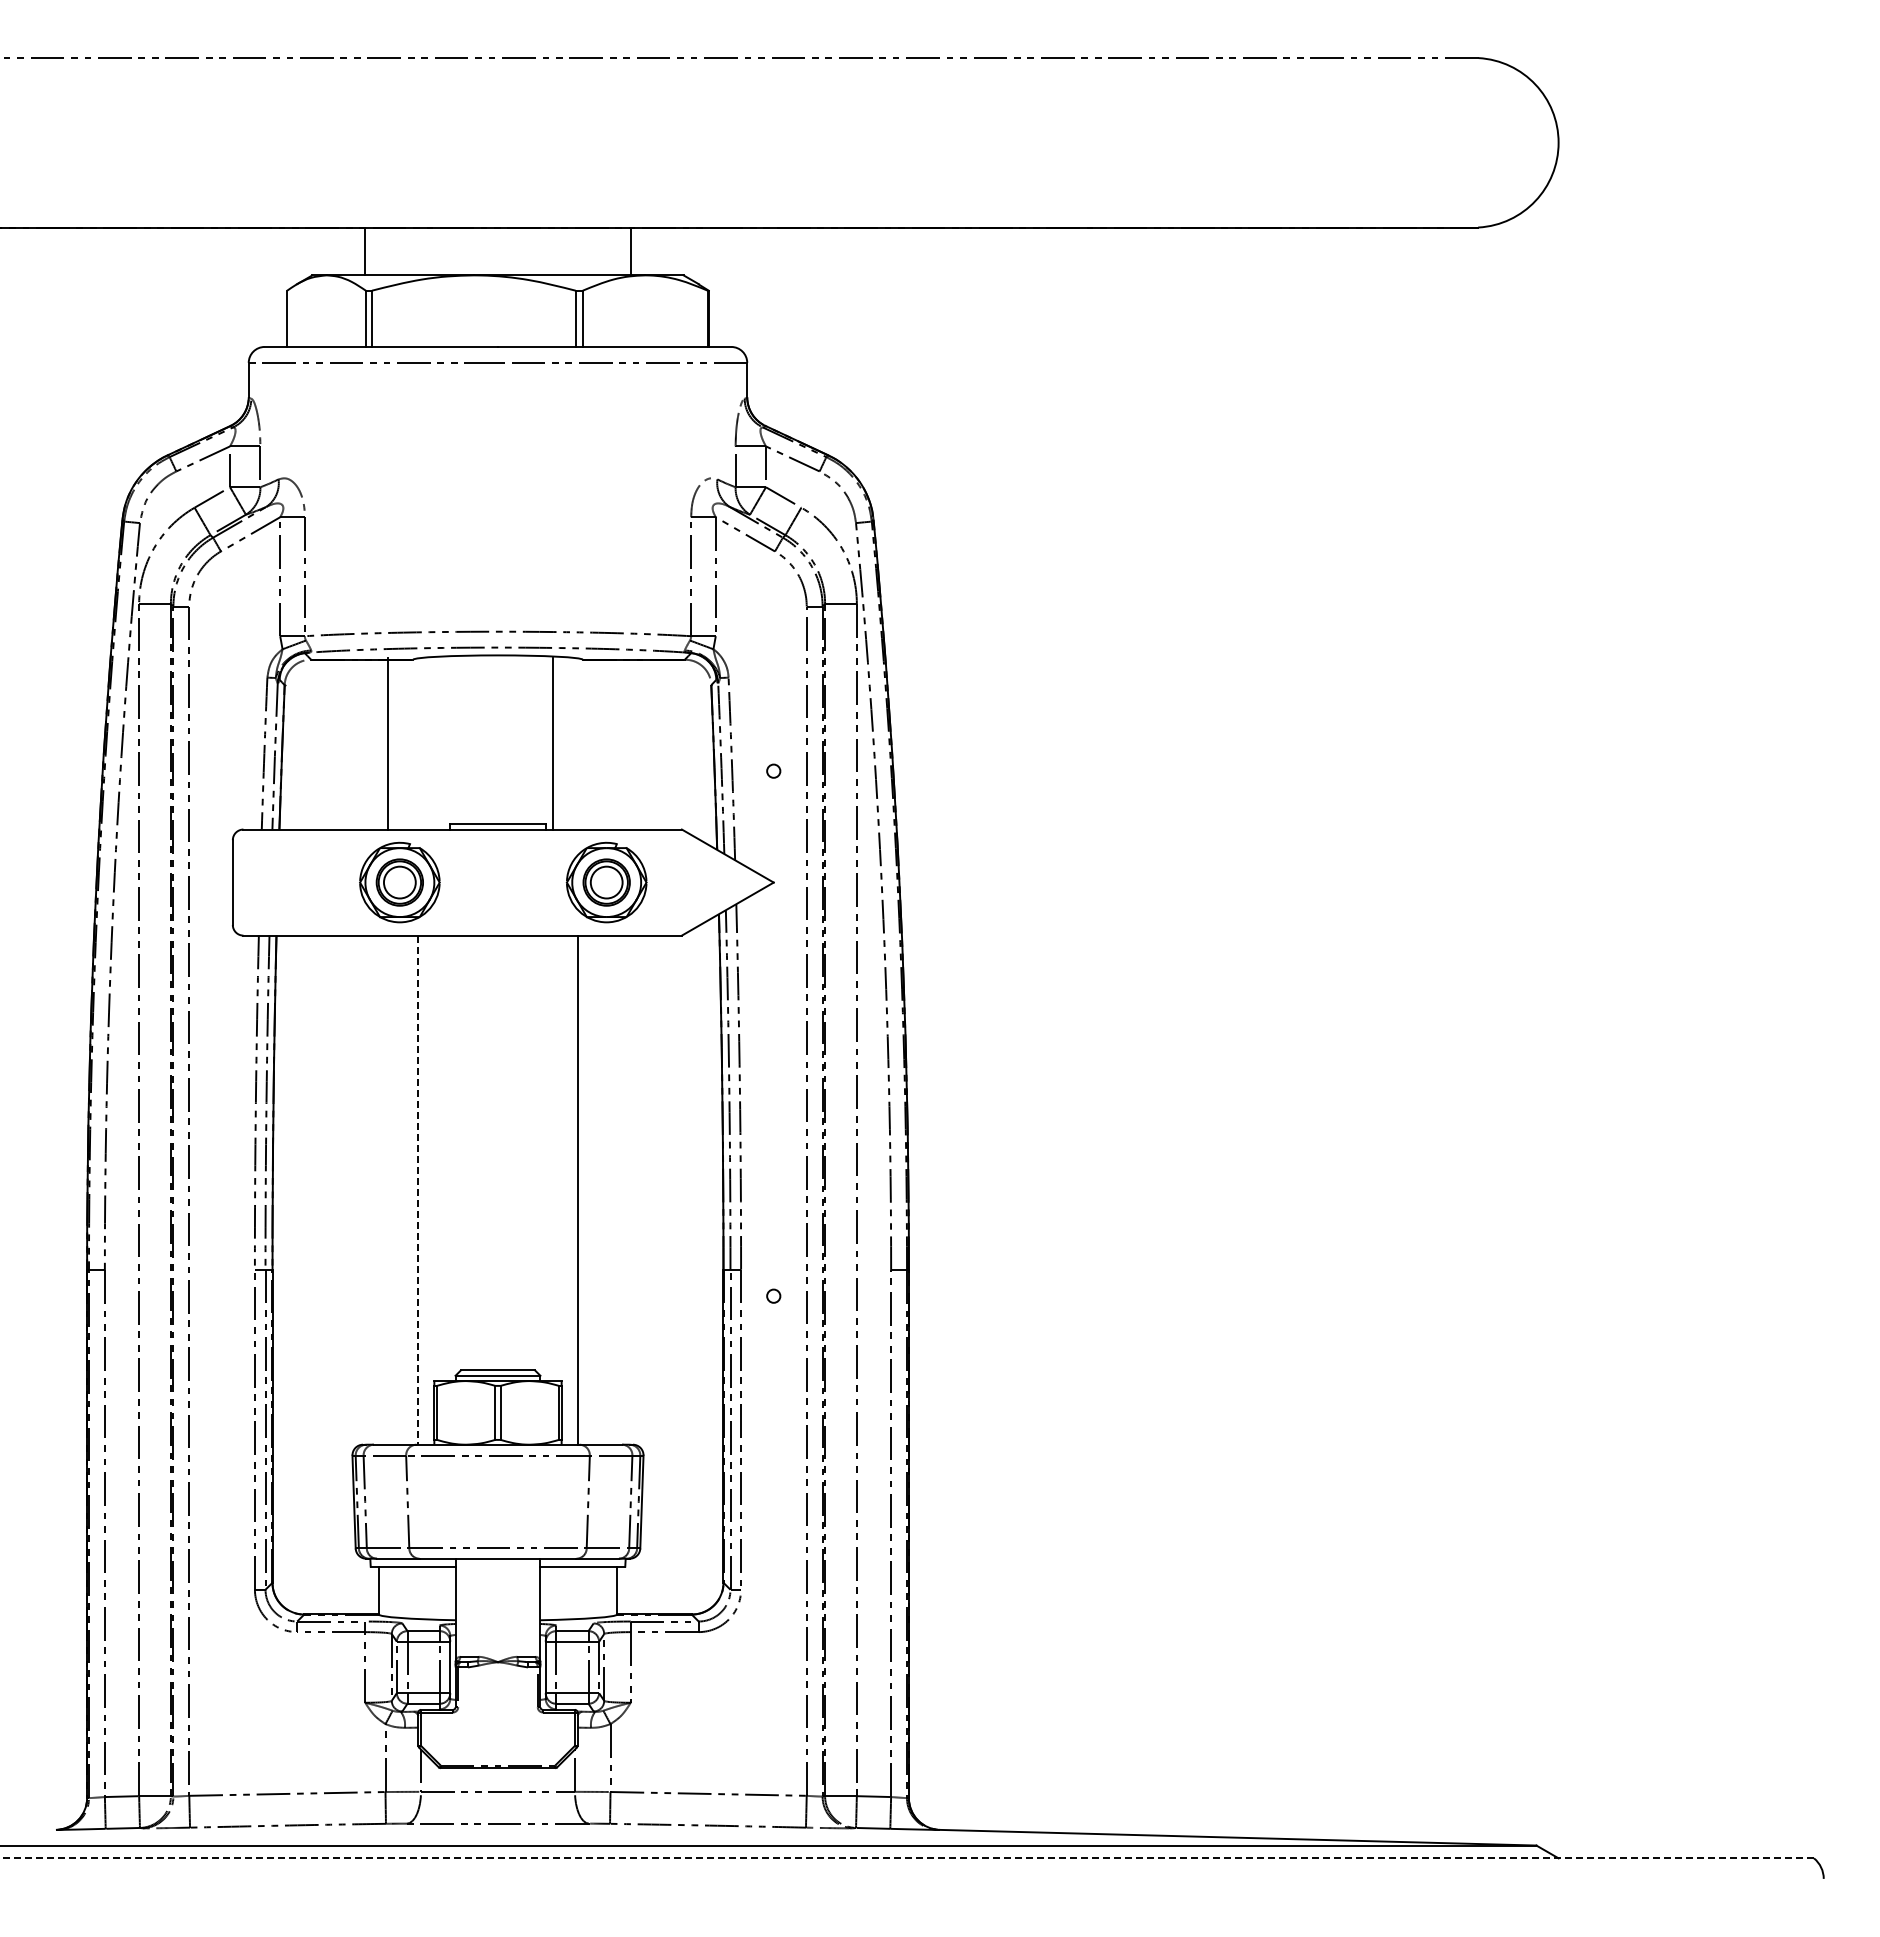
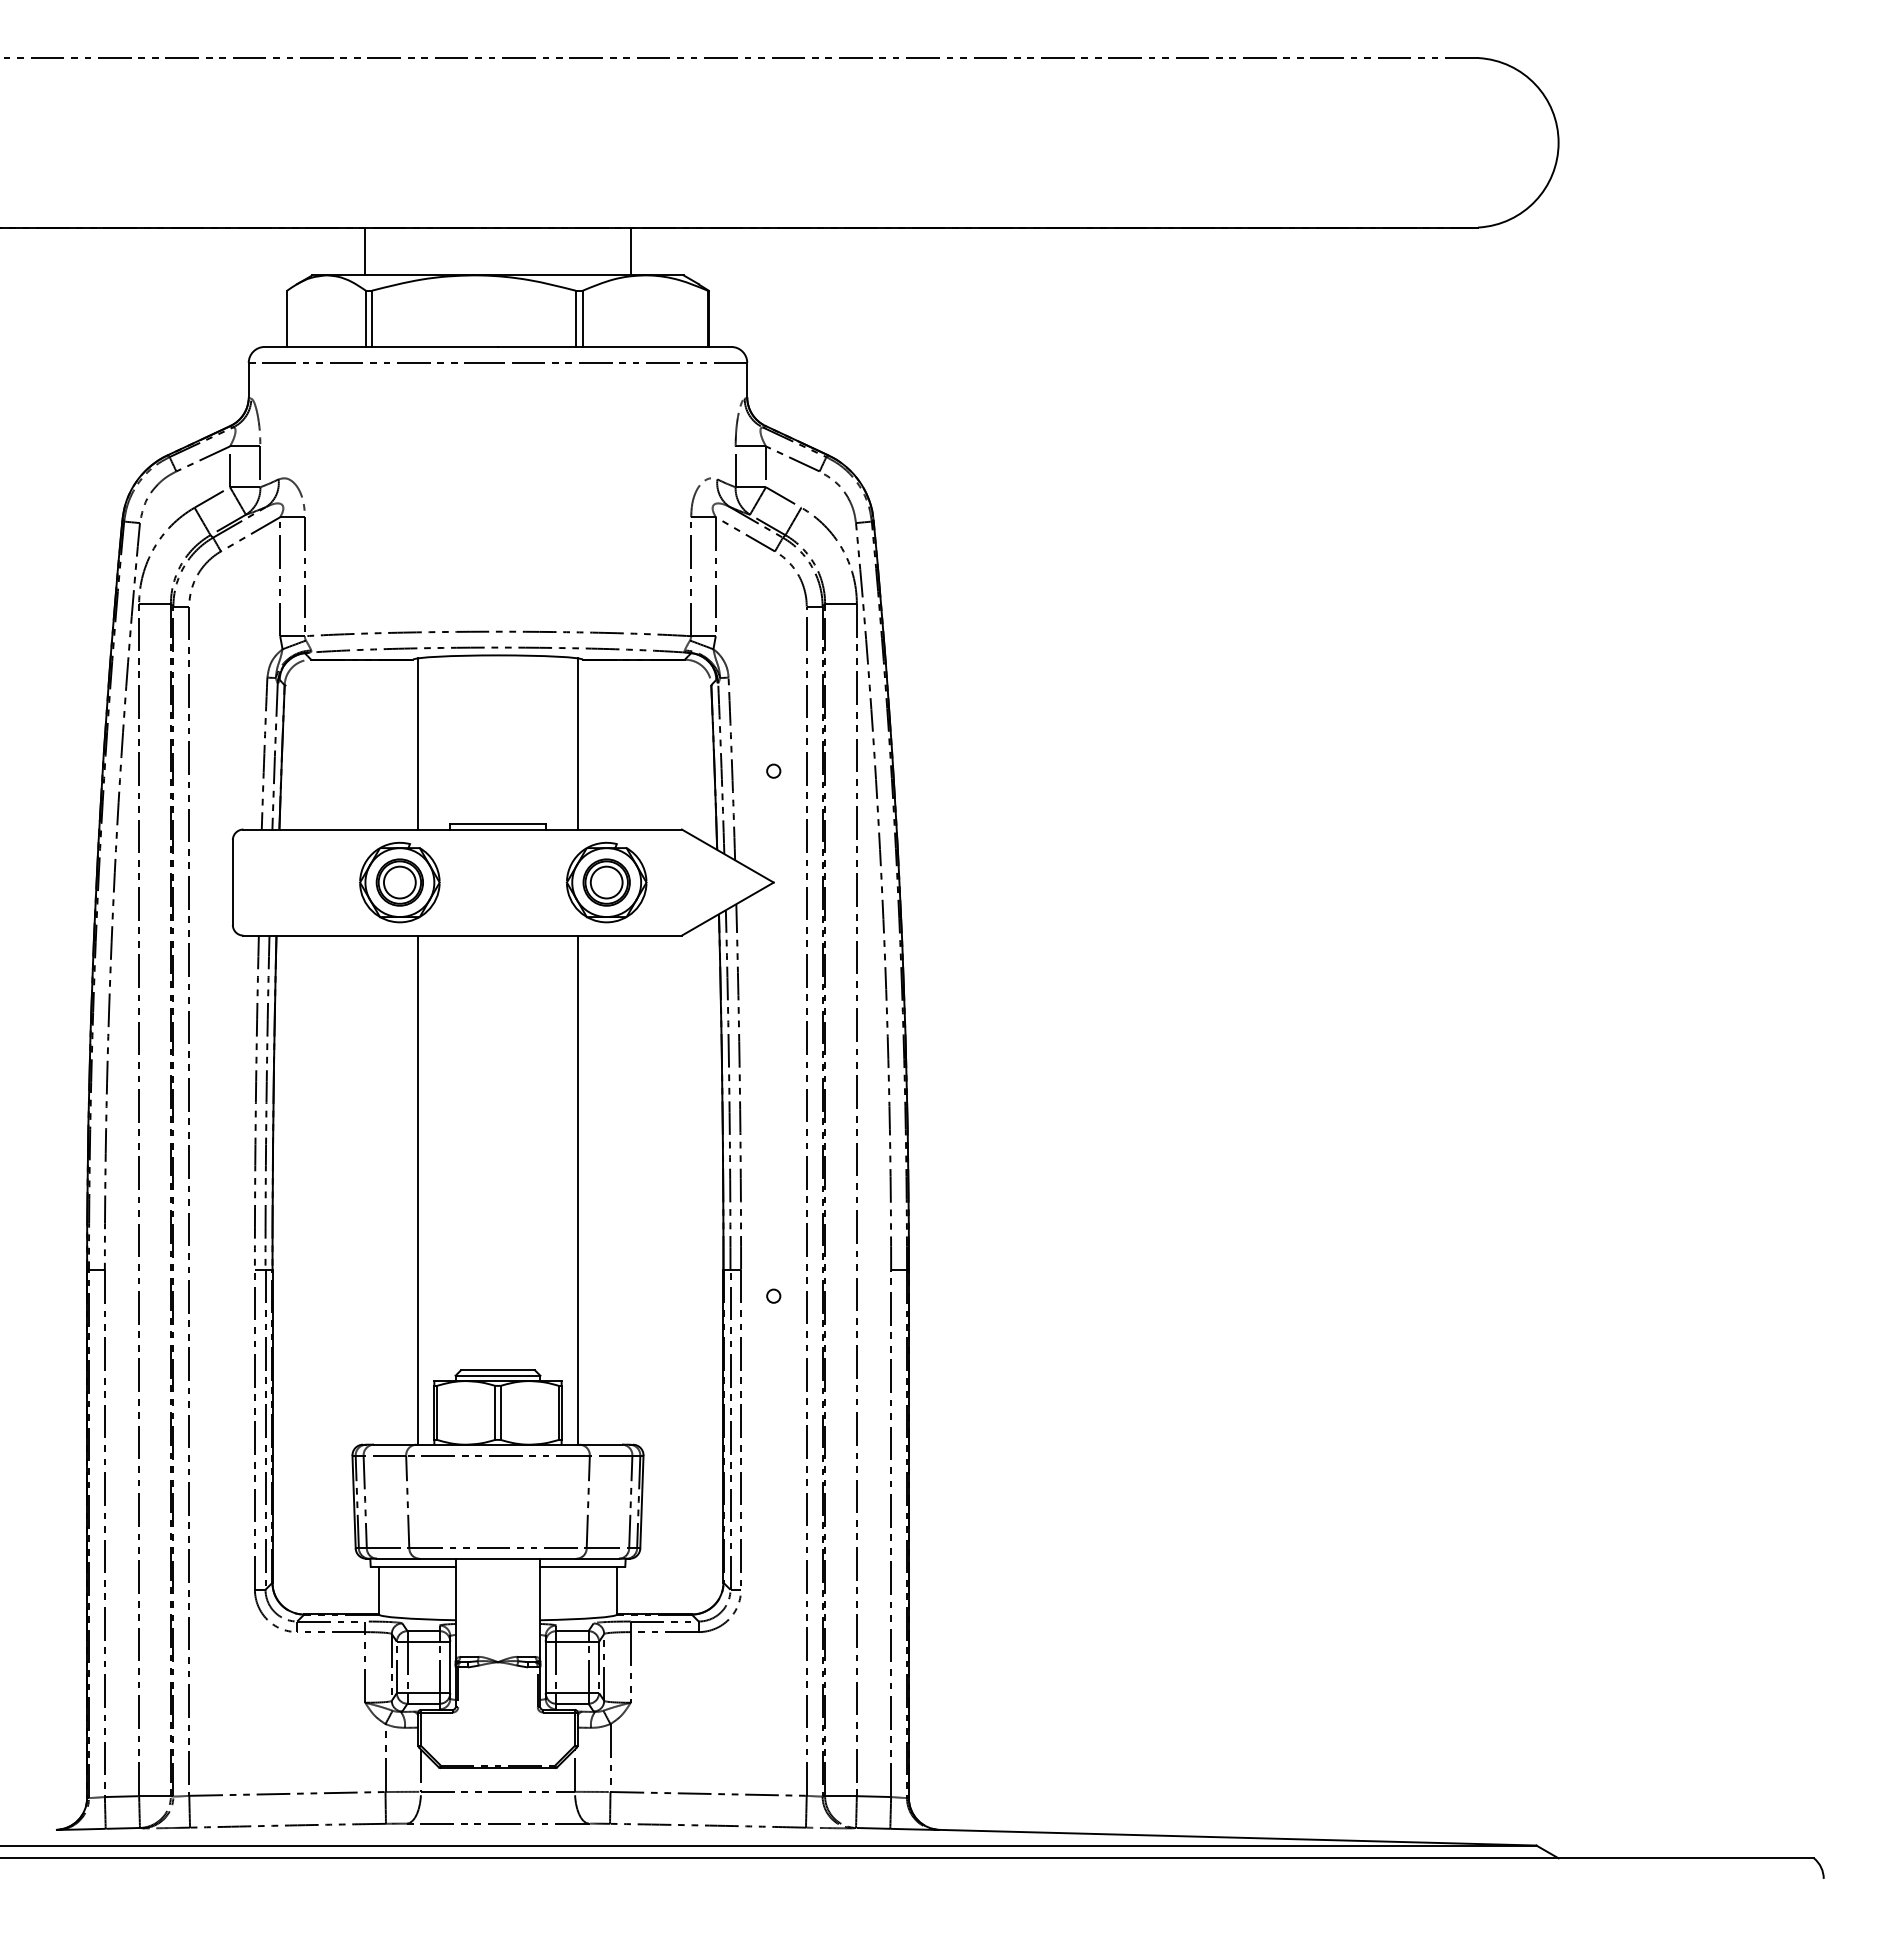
line position: (388, 743) -> (418, 743) (418, 743)
line position: (552, 743) -> (577, 743) (577, 743)
line: dashed -> solid (418, 1190)
line: dashed -> solid (907, 1858)
